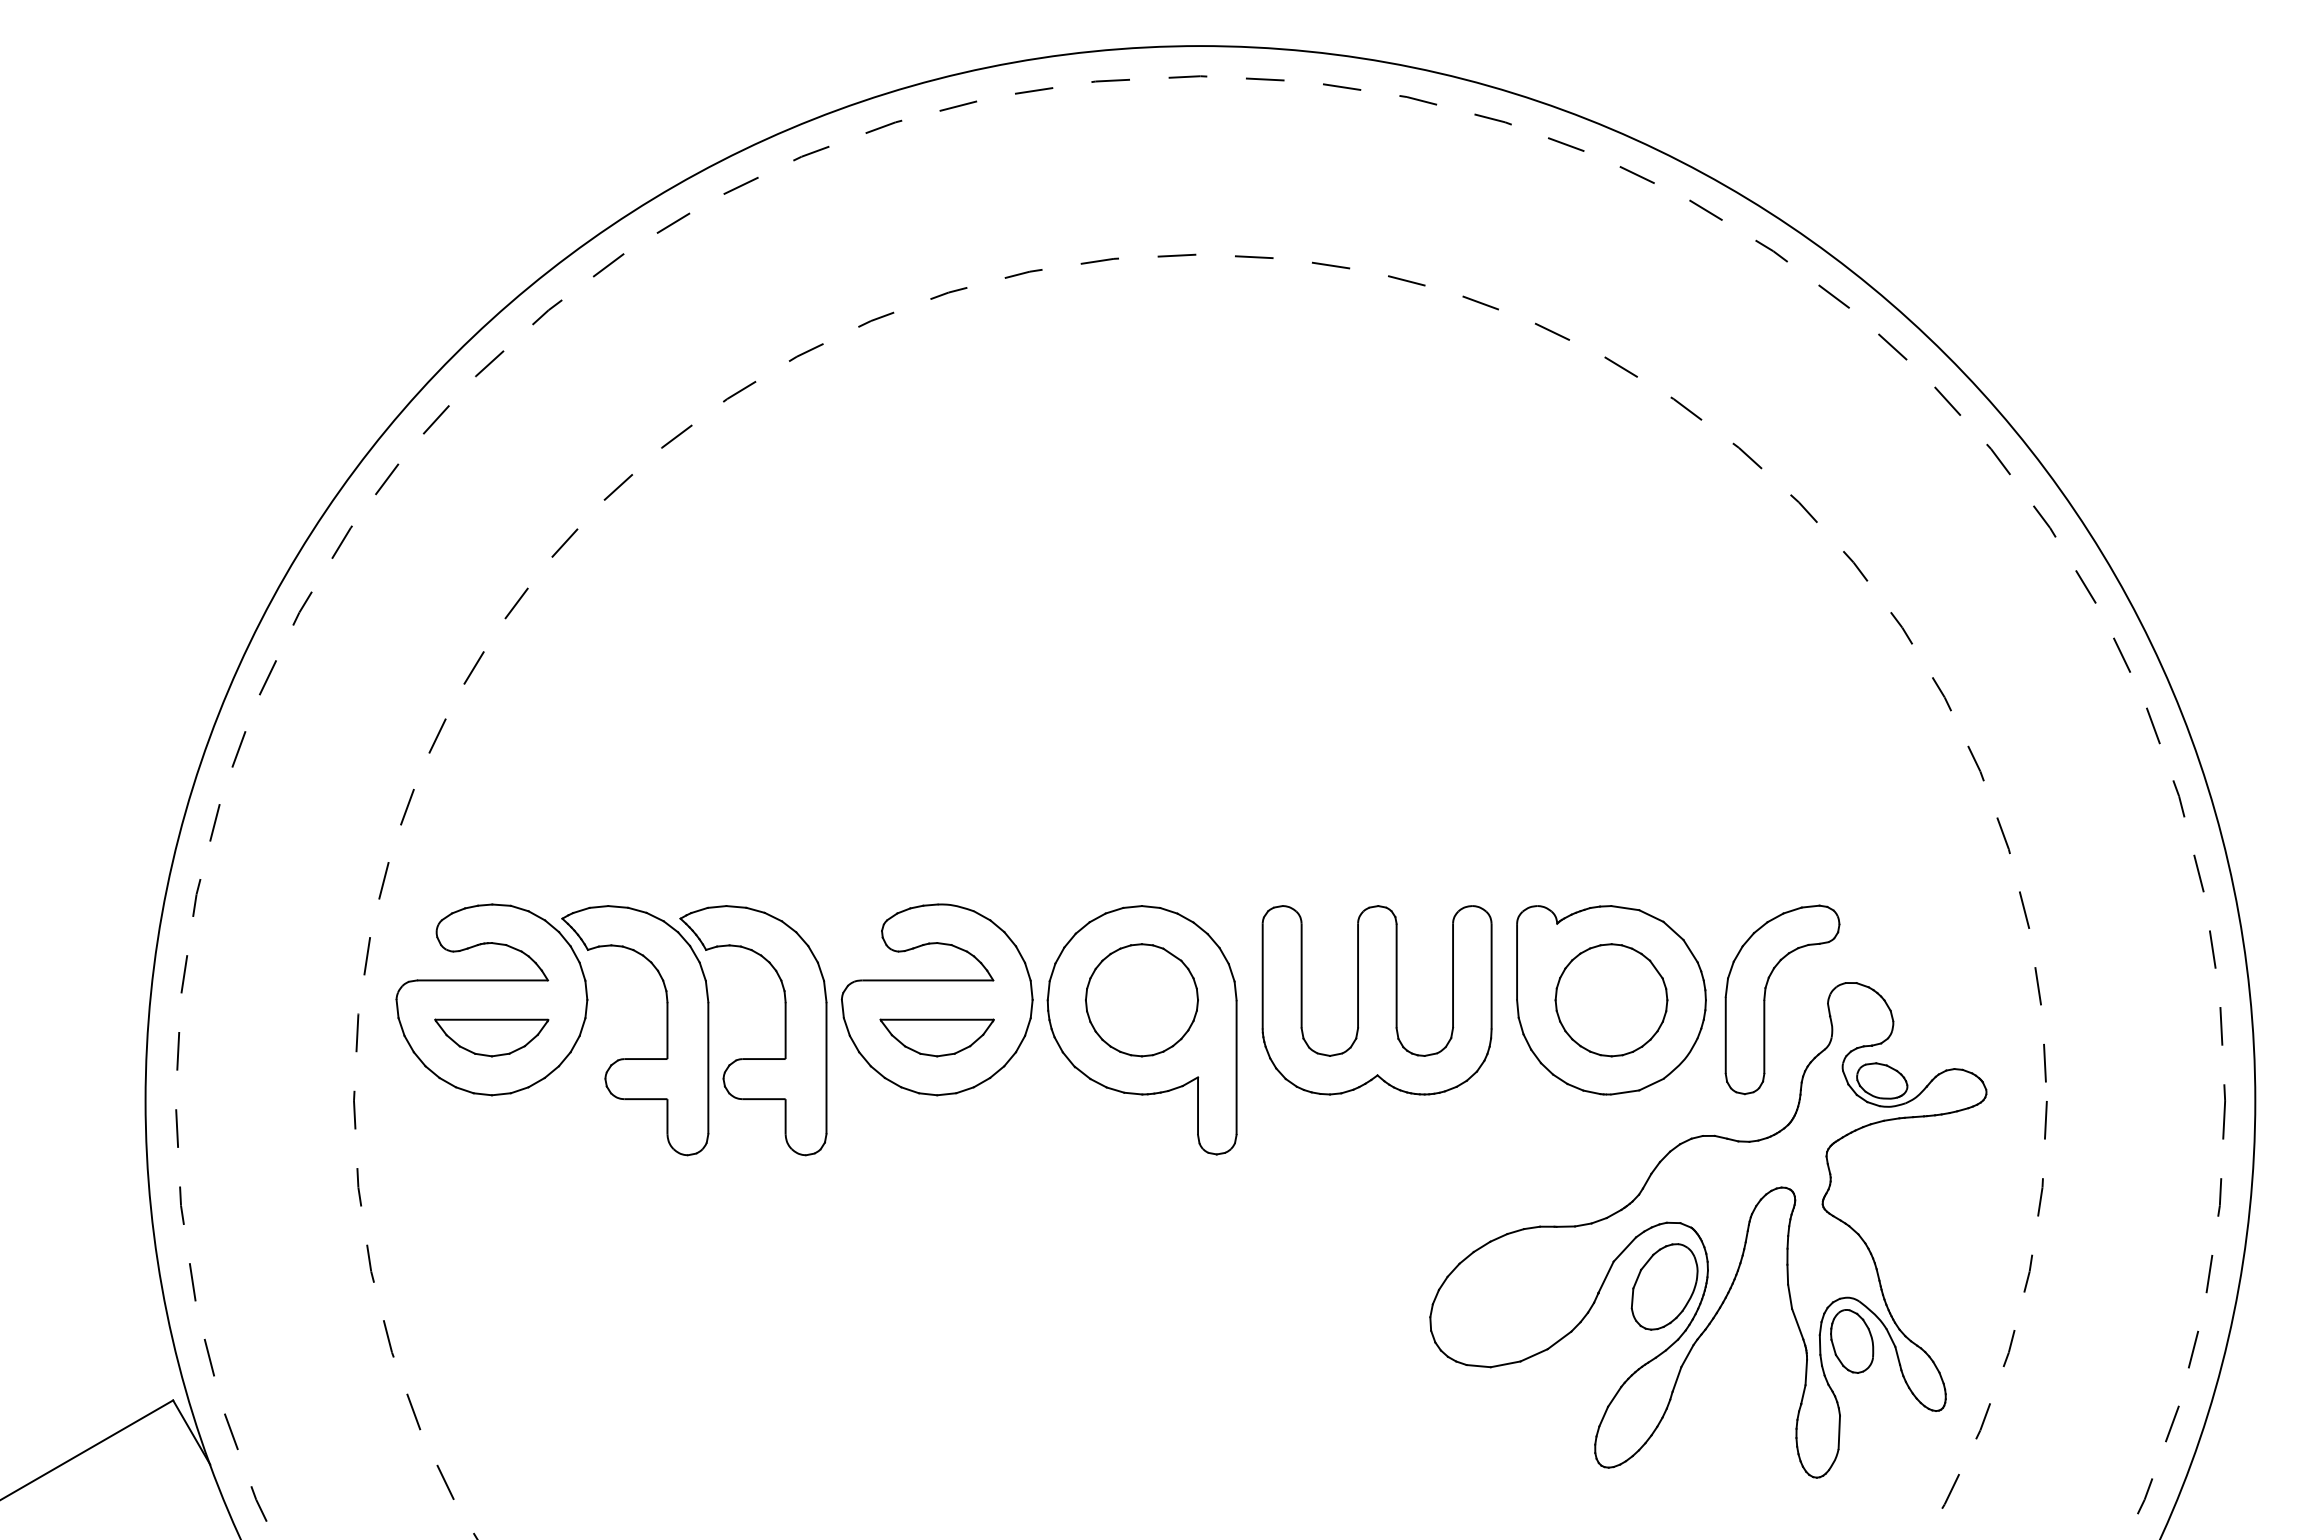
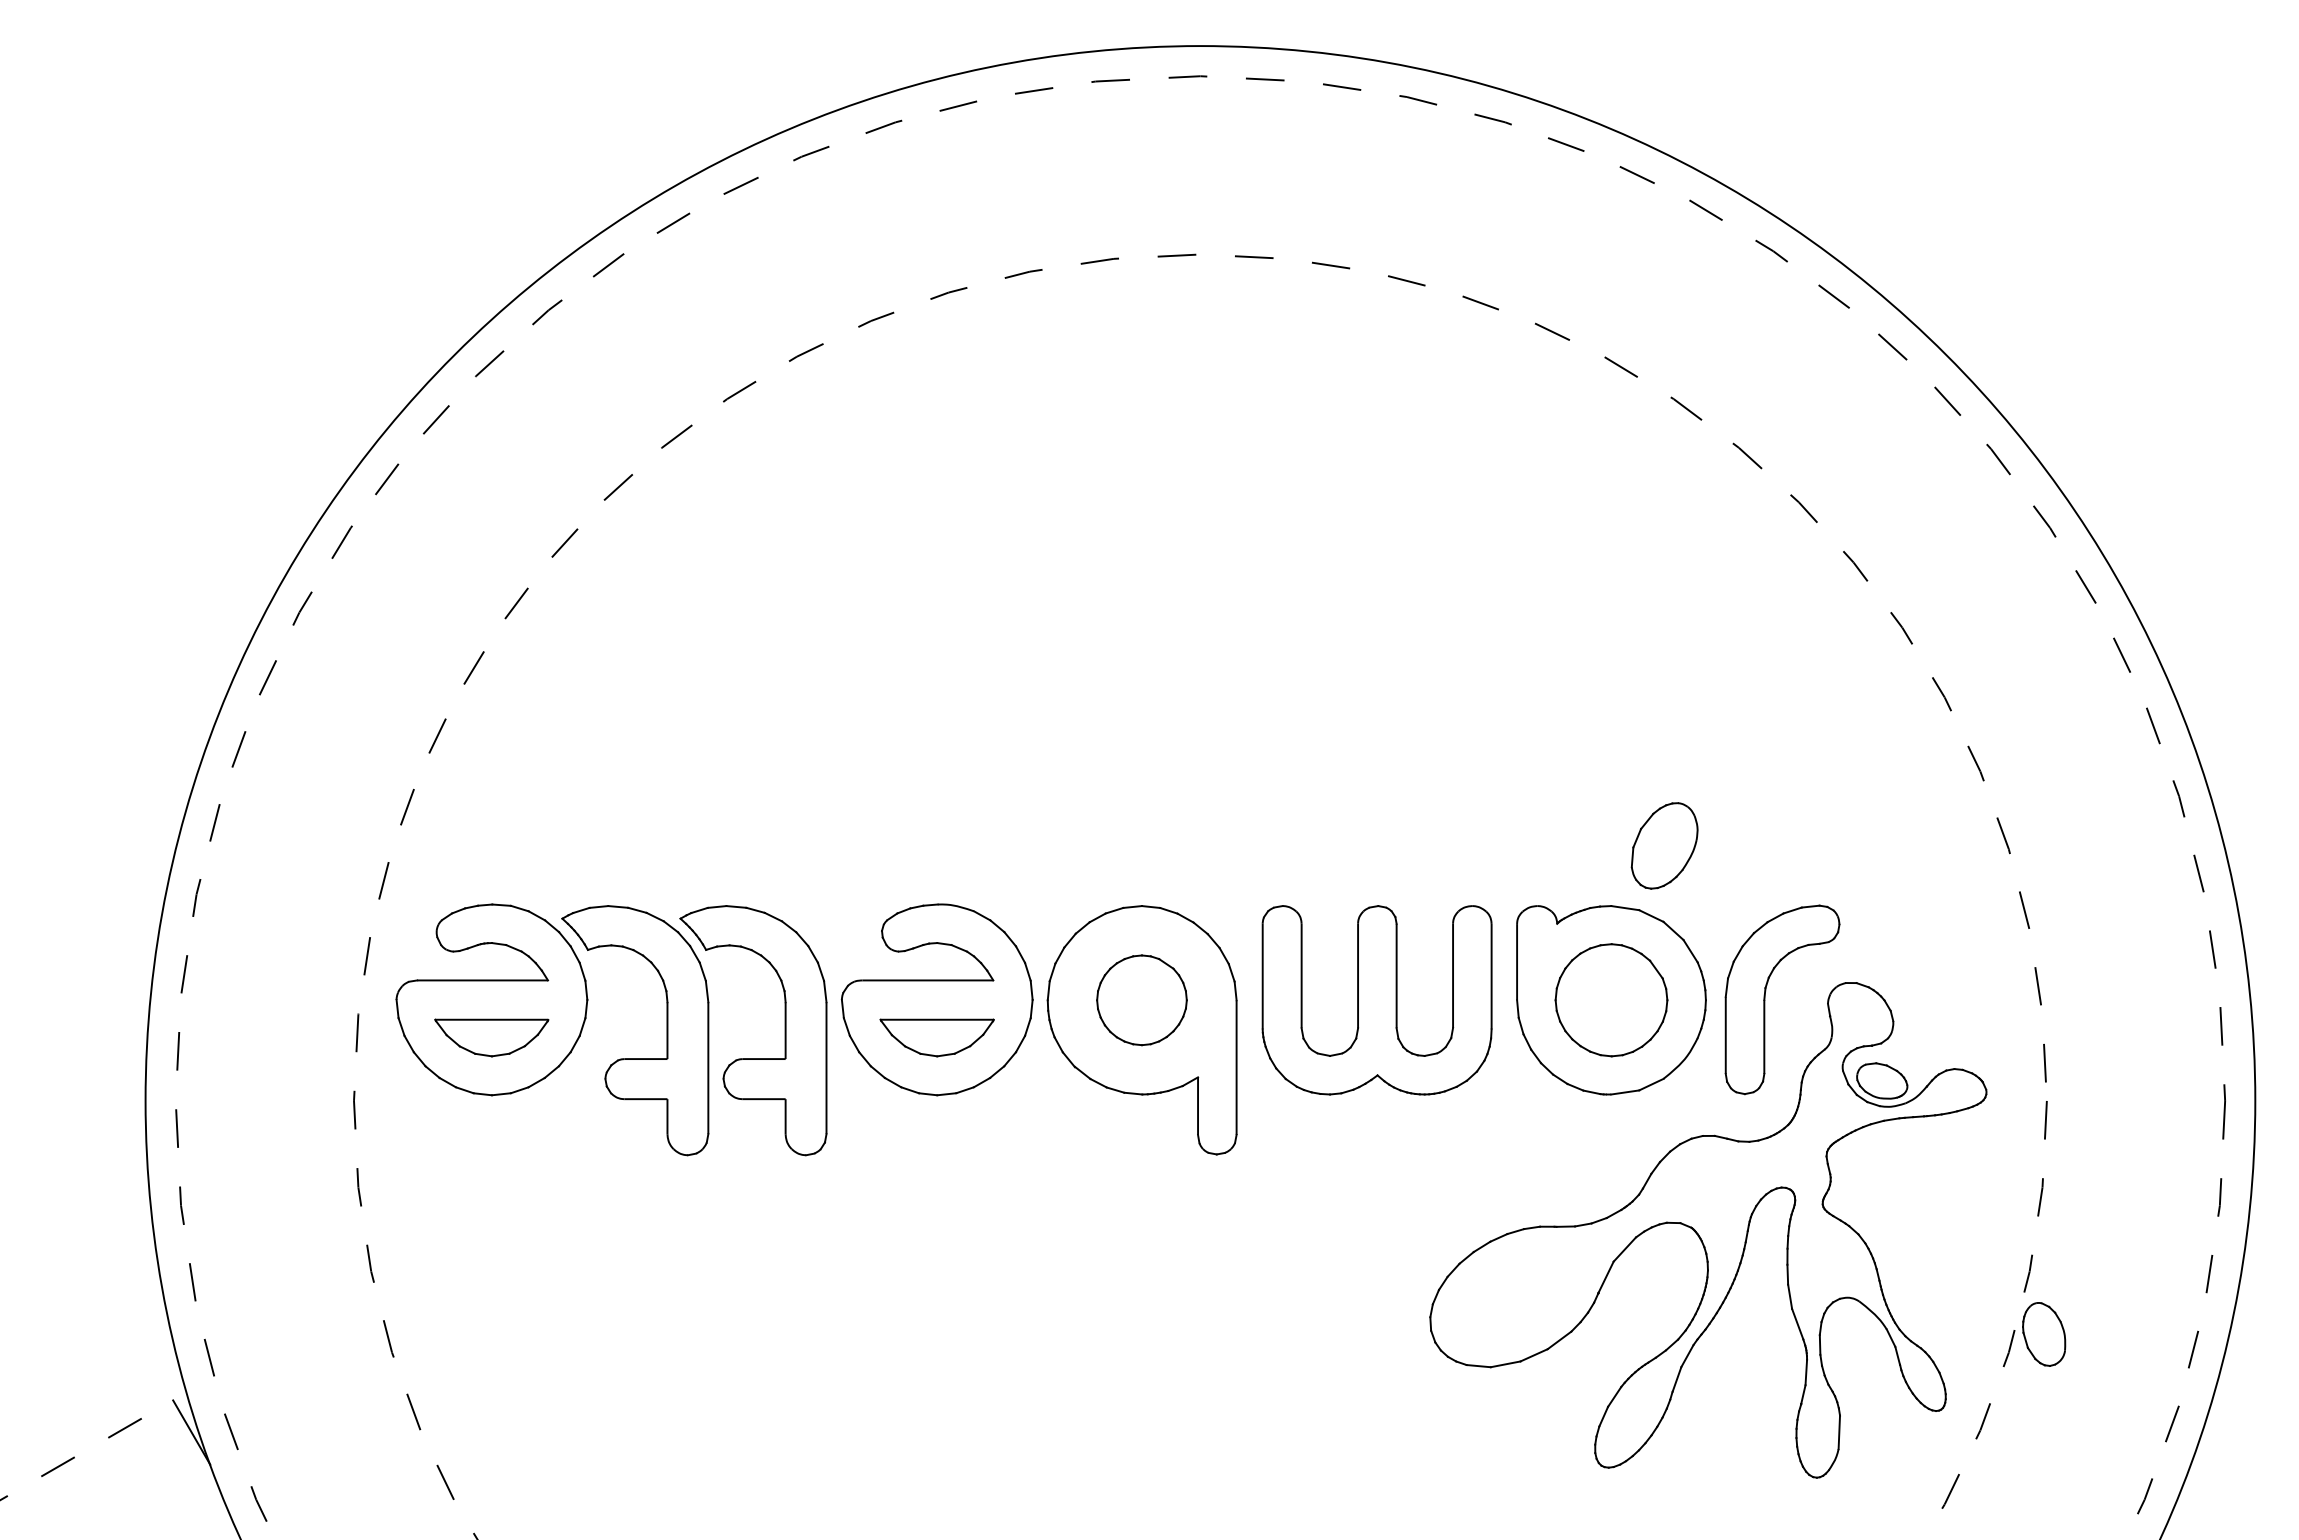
part size: 114x115 px -> 92x93 px (1141, 1000)
part position: (1664, 1286) -> (1664, 845) (1664, 845)
part position: (1852, 1341) -> (2044, 1334) (2044, 1334)
line: solid -> dashed (87, 1449)
